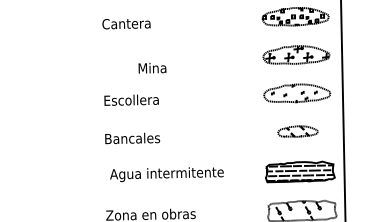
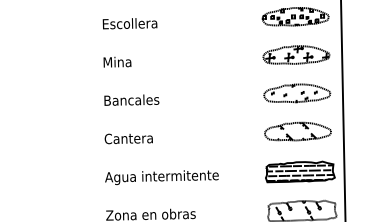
text: Cantera -> Escollera (129, 23)
text position: (152, 67) -> (117, 61) (117, 61)
text: Escollera -> Bancales (133, 99)
part size: 42x13 px -> 68x21 px (297, 131)
text: Bancales -> Cantera (132, 138)
text position: (166, 174) -> (161, 177) (161, 177)
